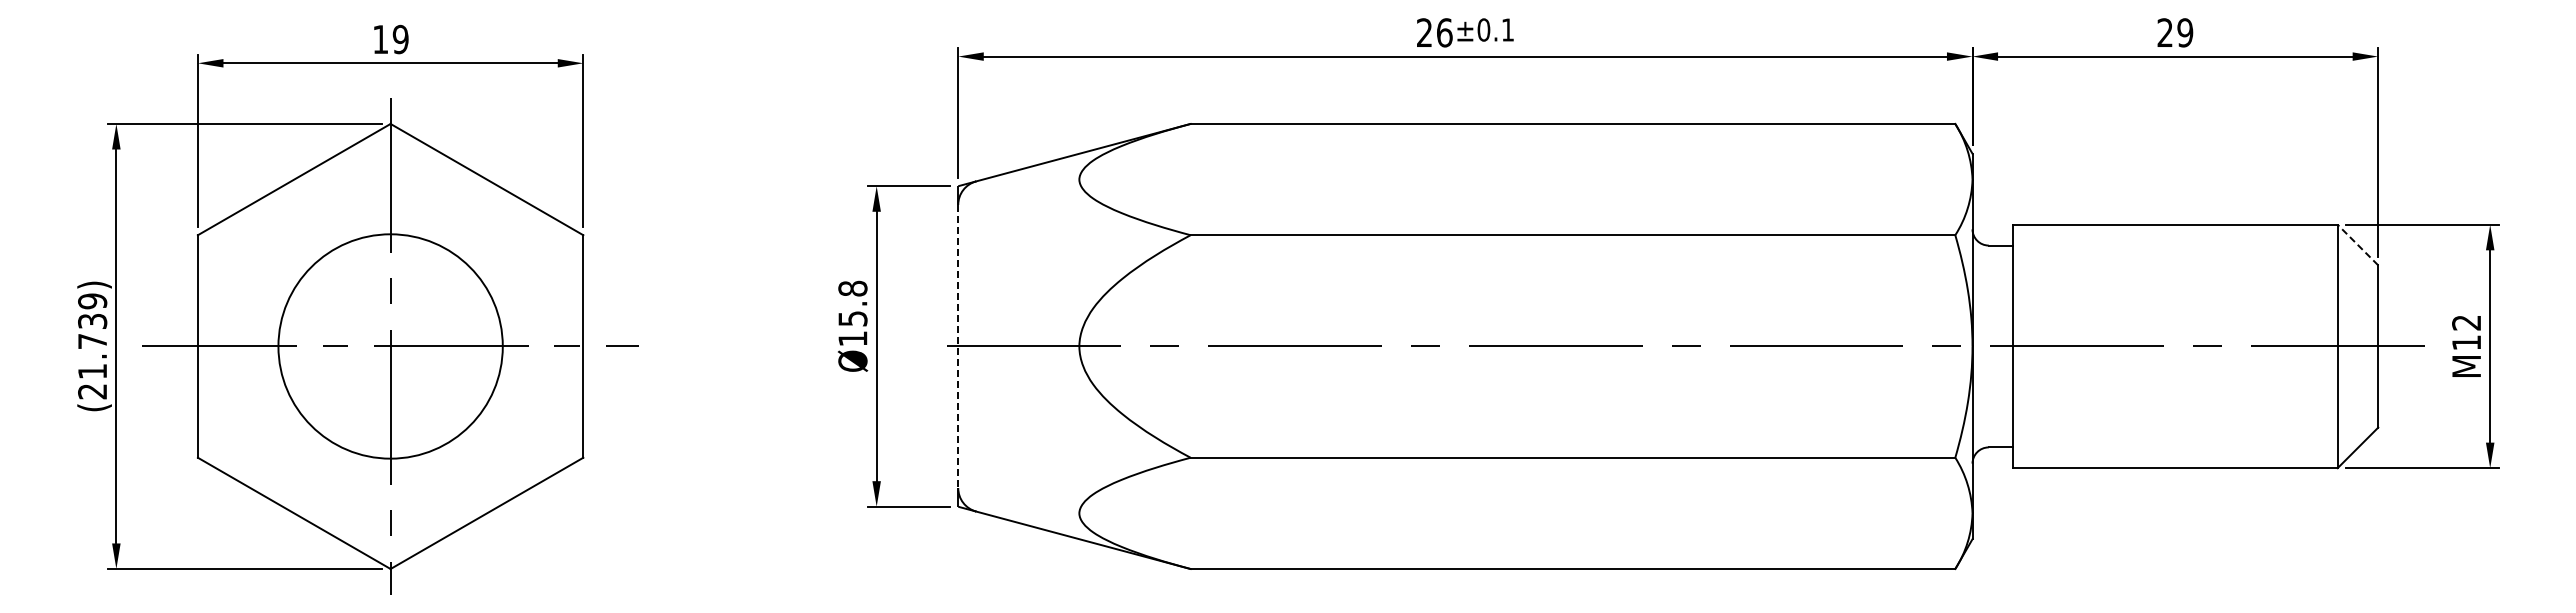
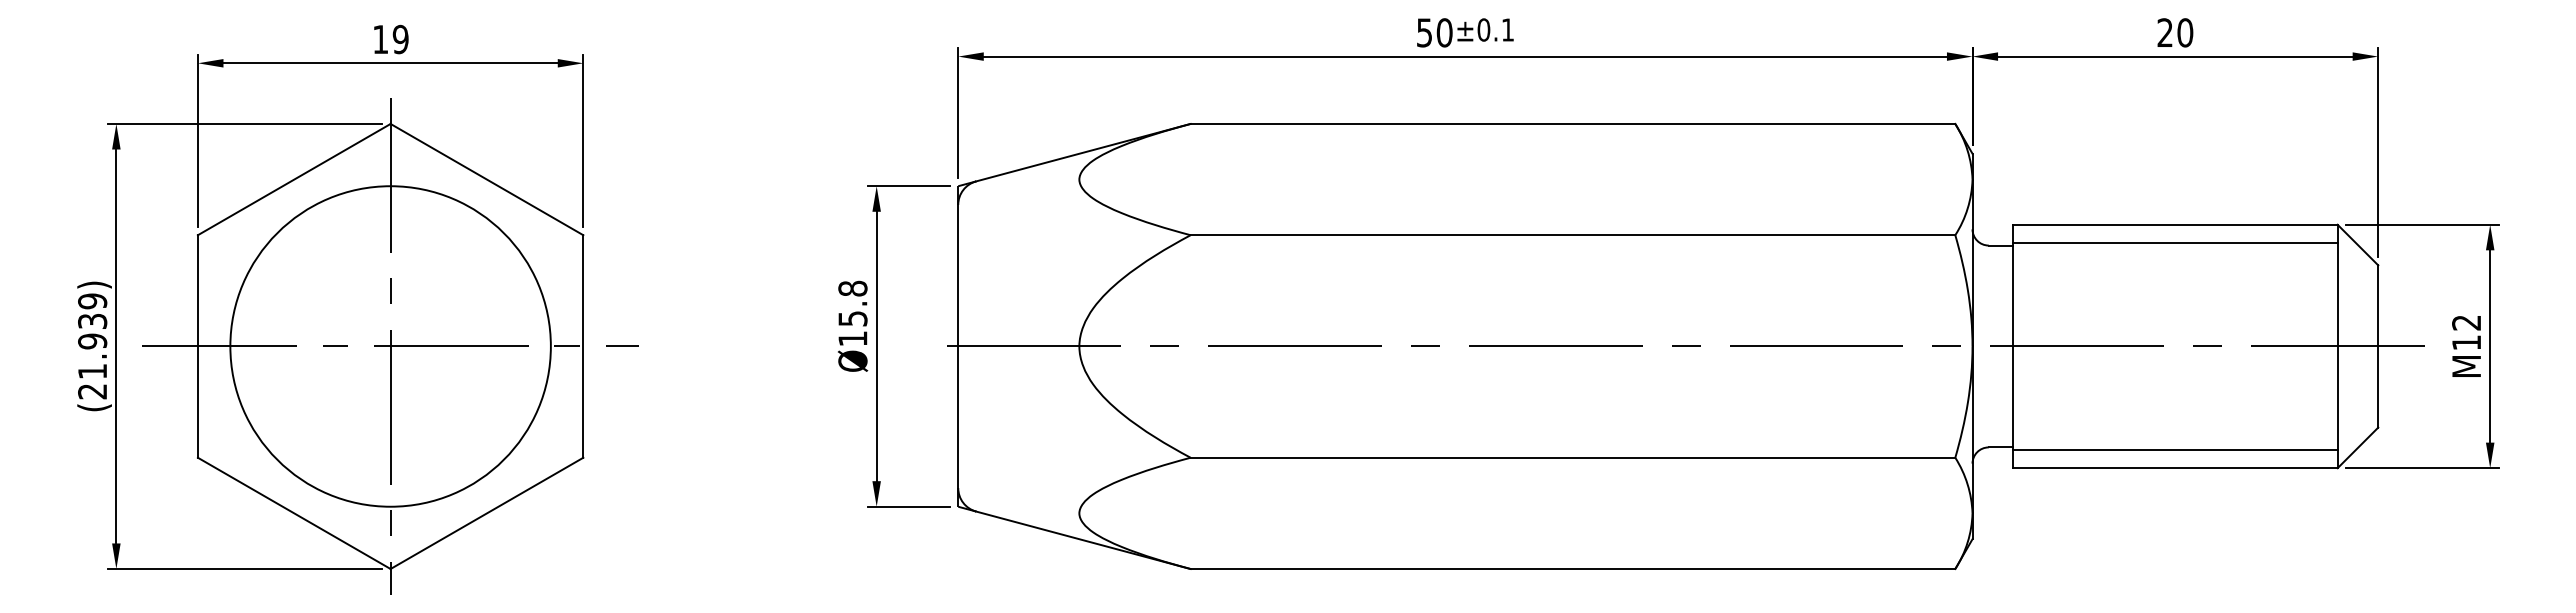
text: 26 -> 50 (1434, 32)
text: 29 -> 20 (2185, 32)
line: none -> present (2175, 242)
line: dashed -> solid (2357, 245)
text: (21.739) -> (21.939) (92, 341)
circle diameter: 224 px -> 321 px (390, 346)
line: dashed -> solid (958, 346)
line: none -> present (2175, 450)
